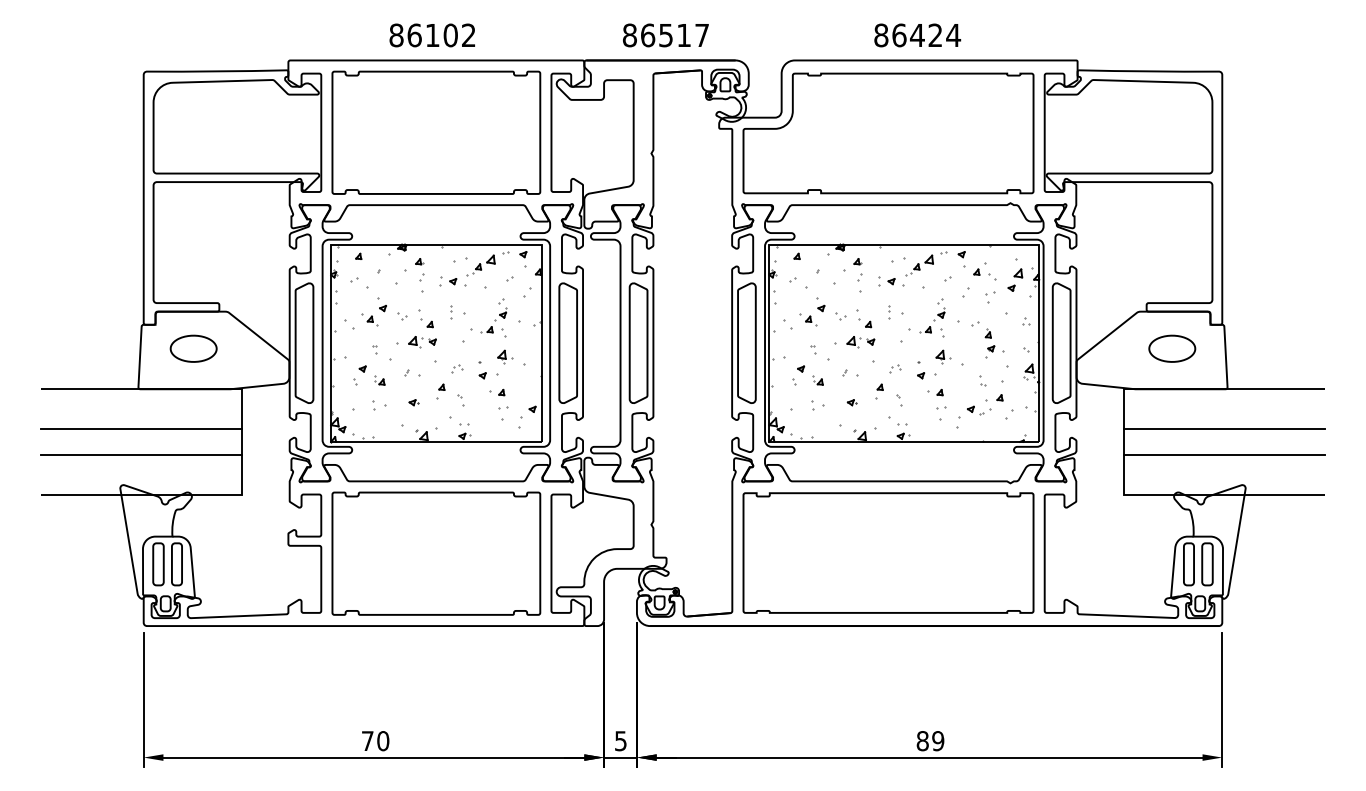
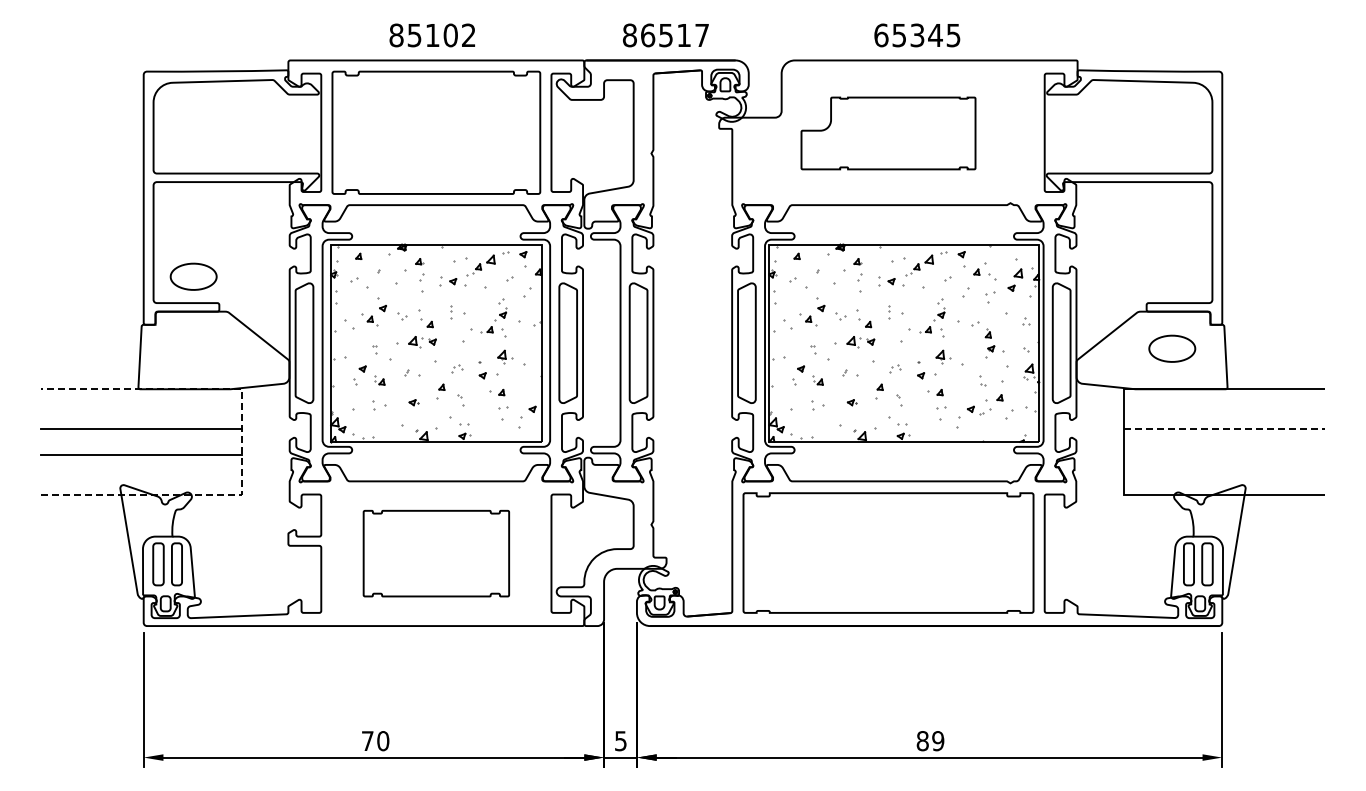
text: 86102 -> 85102 (414, 35)
text: 86424 -> 65345 (917, 35)
part size: 293x123 px -> 177x75 px (888, 133)
part position: (193, 348) -> (193, 276) (193, 276)
line: solid -> dashed (1224, 428)
line: solid -> dashed (242, 441)
line: present -> none (1224, 455)
part size: 211x125 px -> 148x89 px (435, 553)
